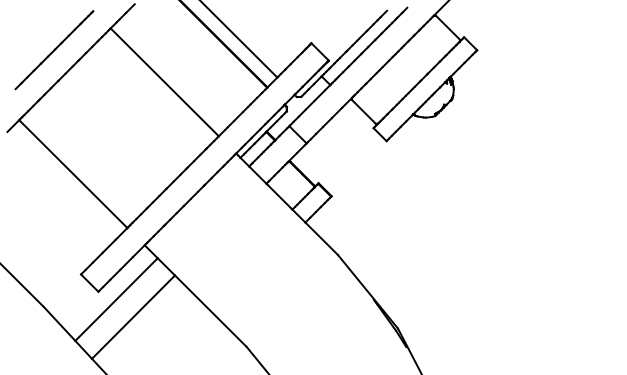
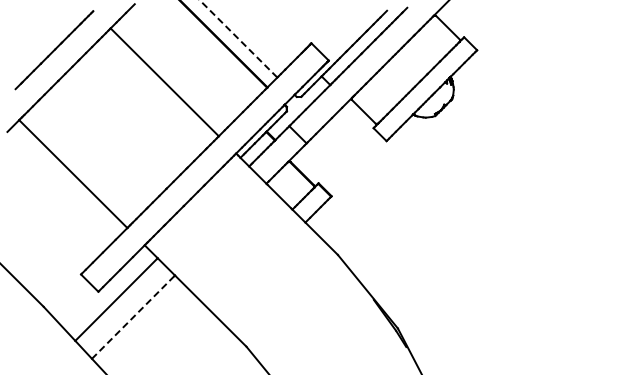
line: solid -> dashed (238, 38)
line: solid -> dashed (132, 317)
